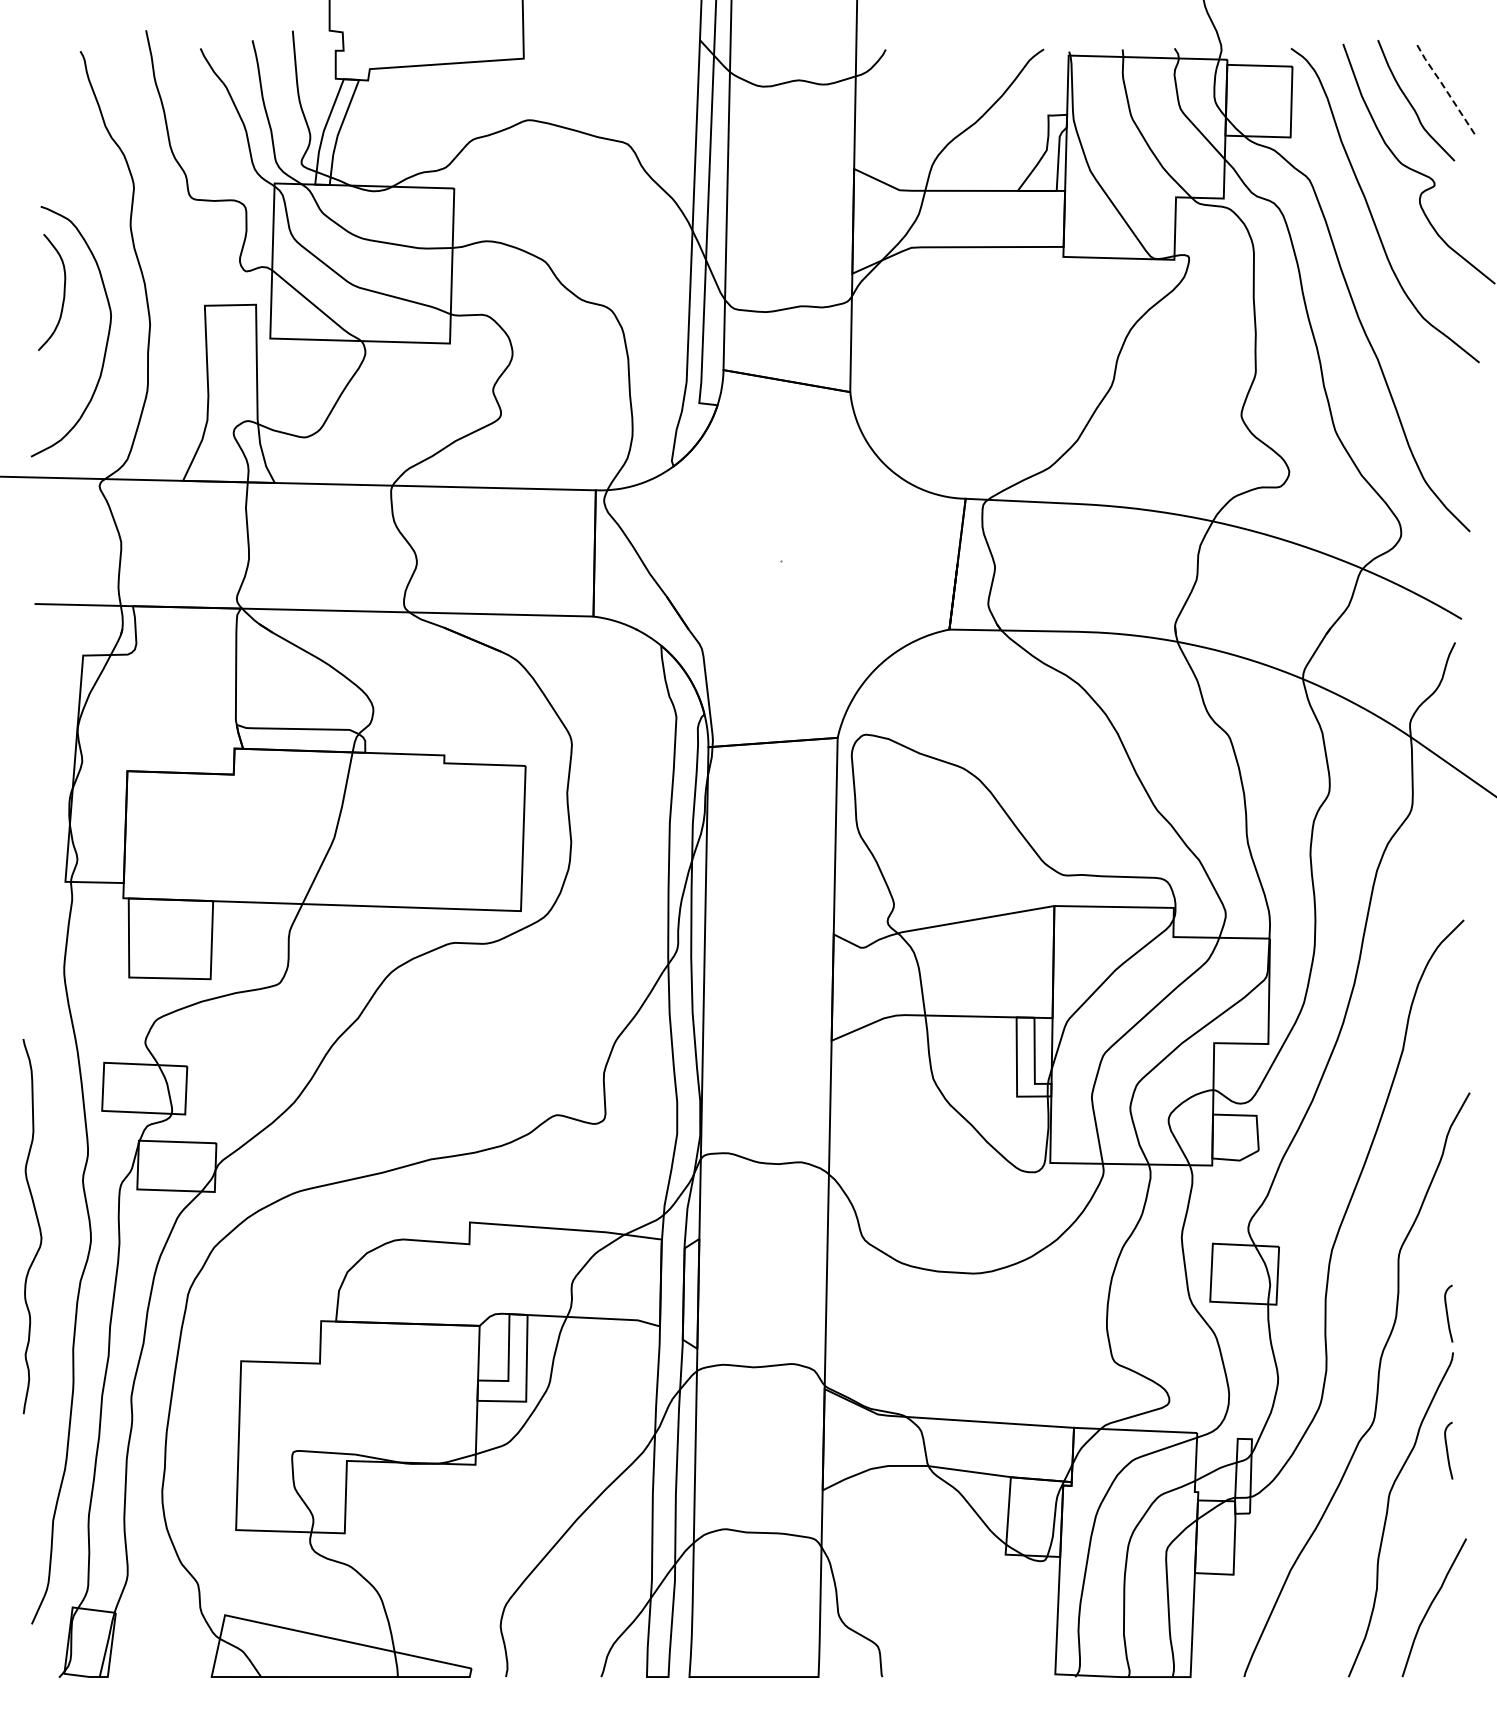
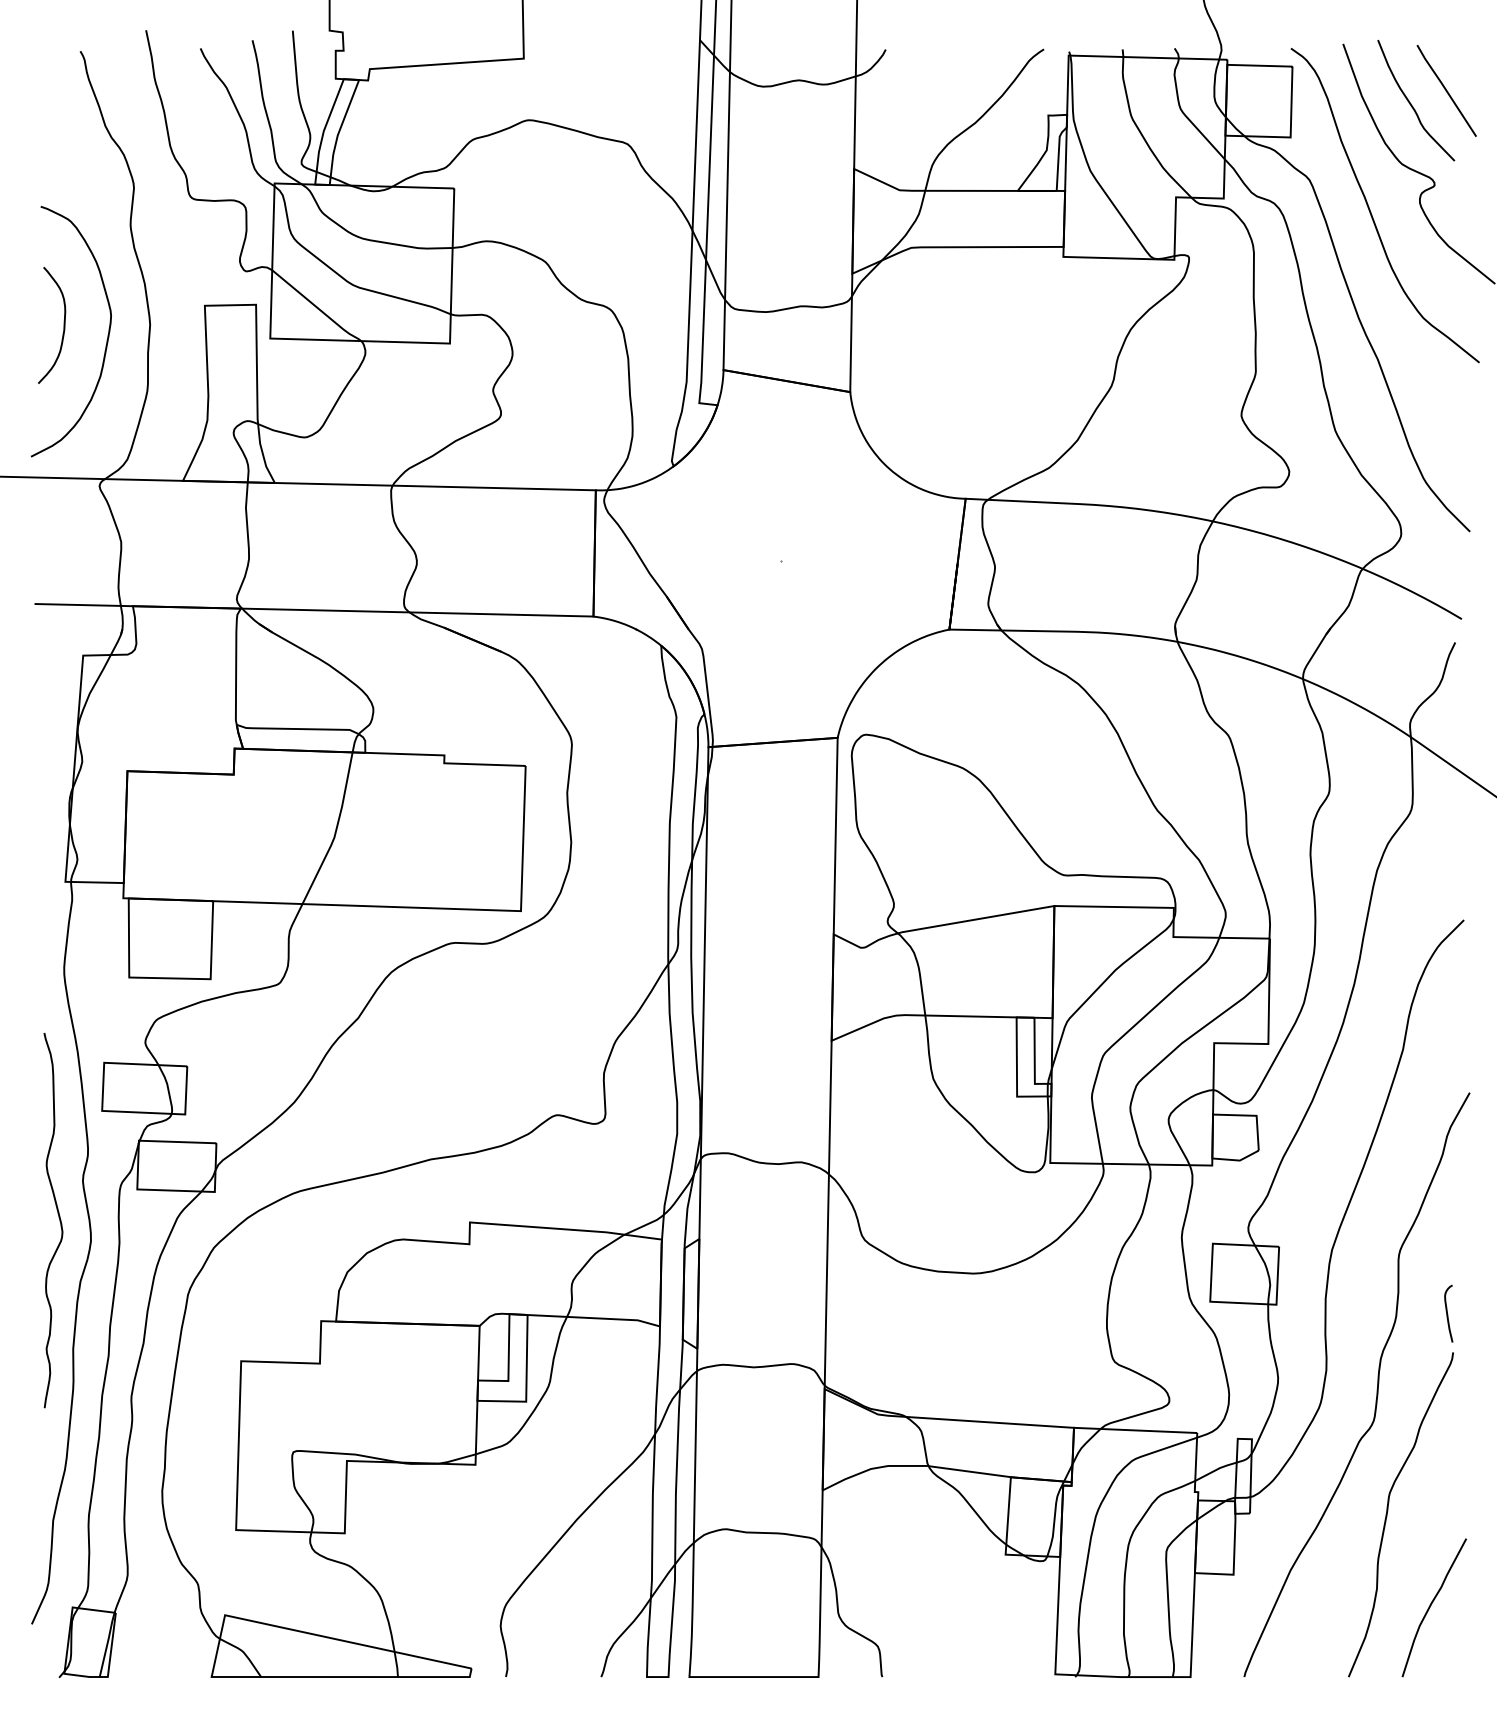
line: dashed -> solid (1445, 89)
curve position: (63, 292) -> (63, 325) (63, 325)
curve position: (37, 1223) -> (58, 1217) (58, 1217)
curve: present -> none (1447, 1450)
